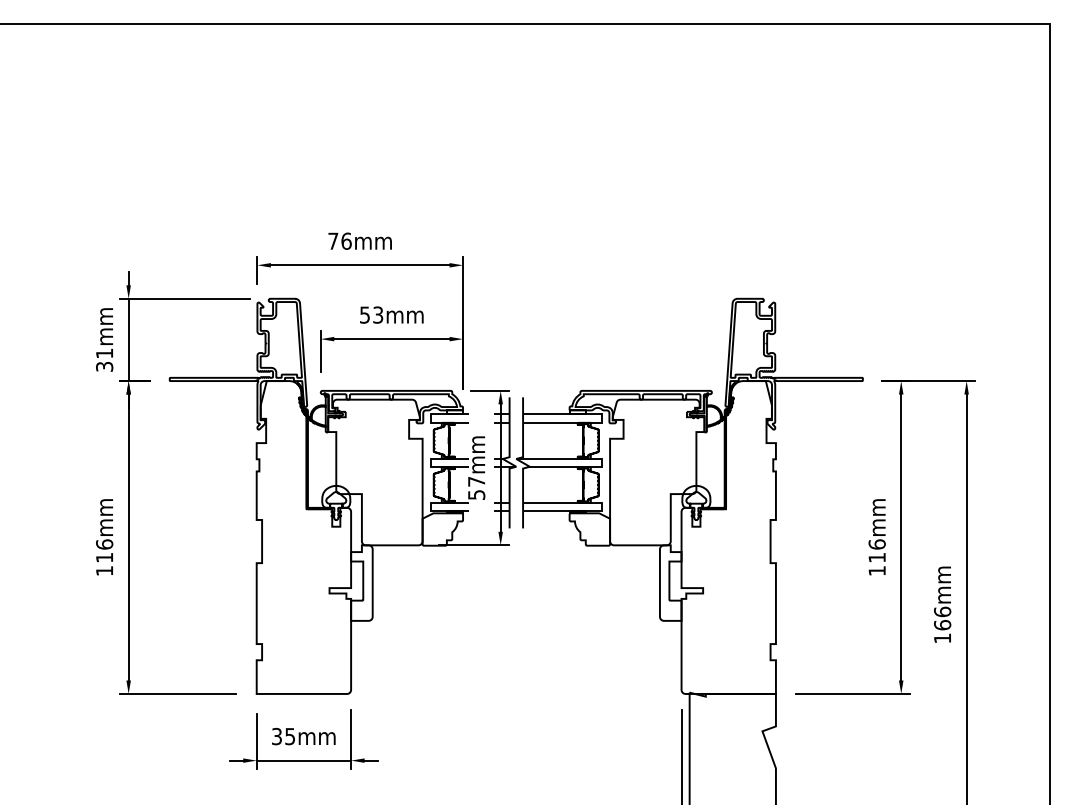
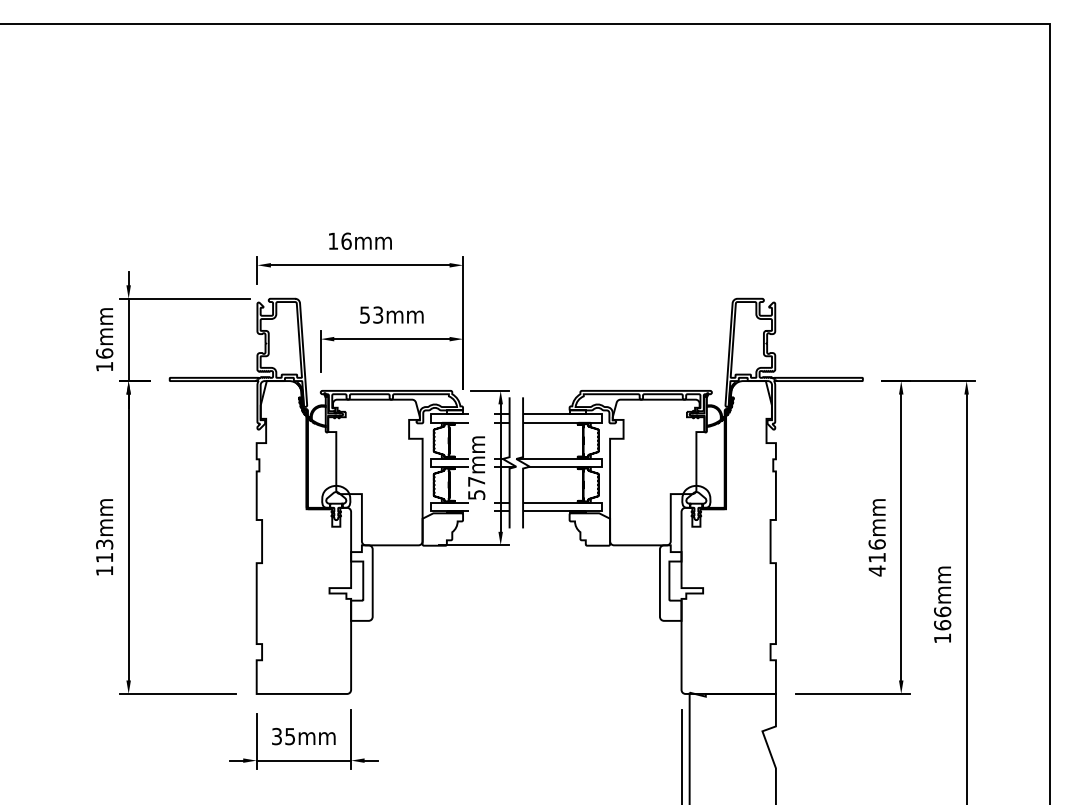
text: 76mm -> 16mm (333, 240)
text: 31mm -> 16mm (104, 359)
text: 116mm -> 113mm (104, 544)
text: 116mm -> 416mm (876, 570)
